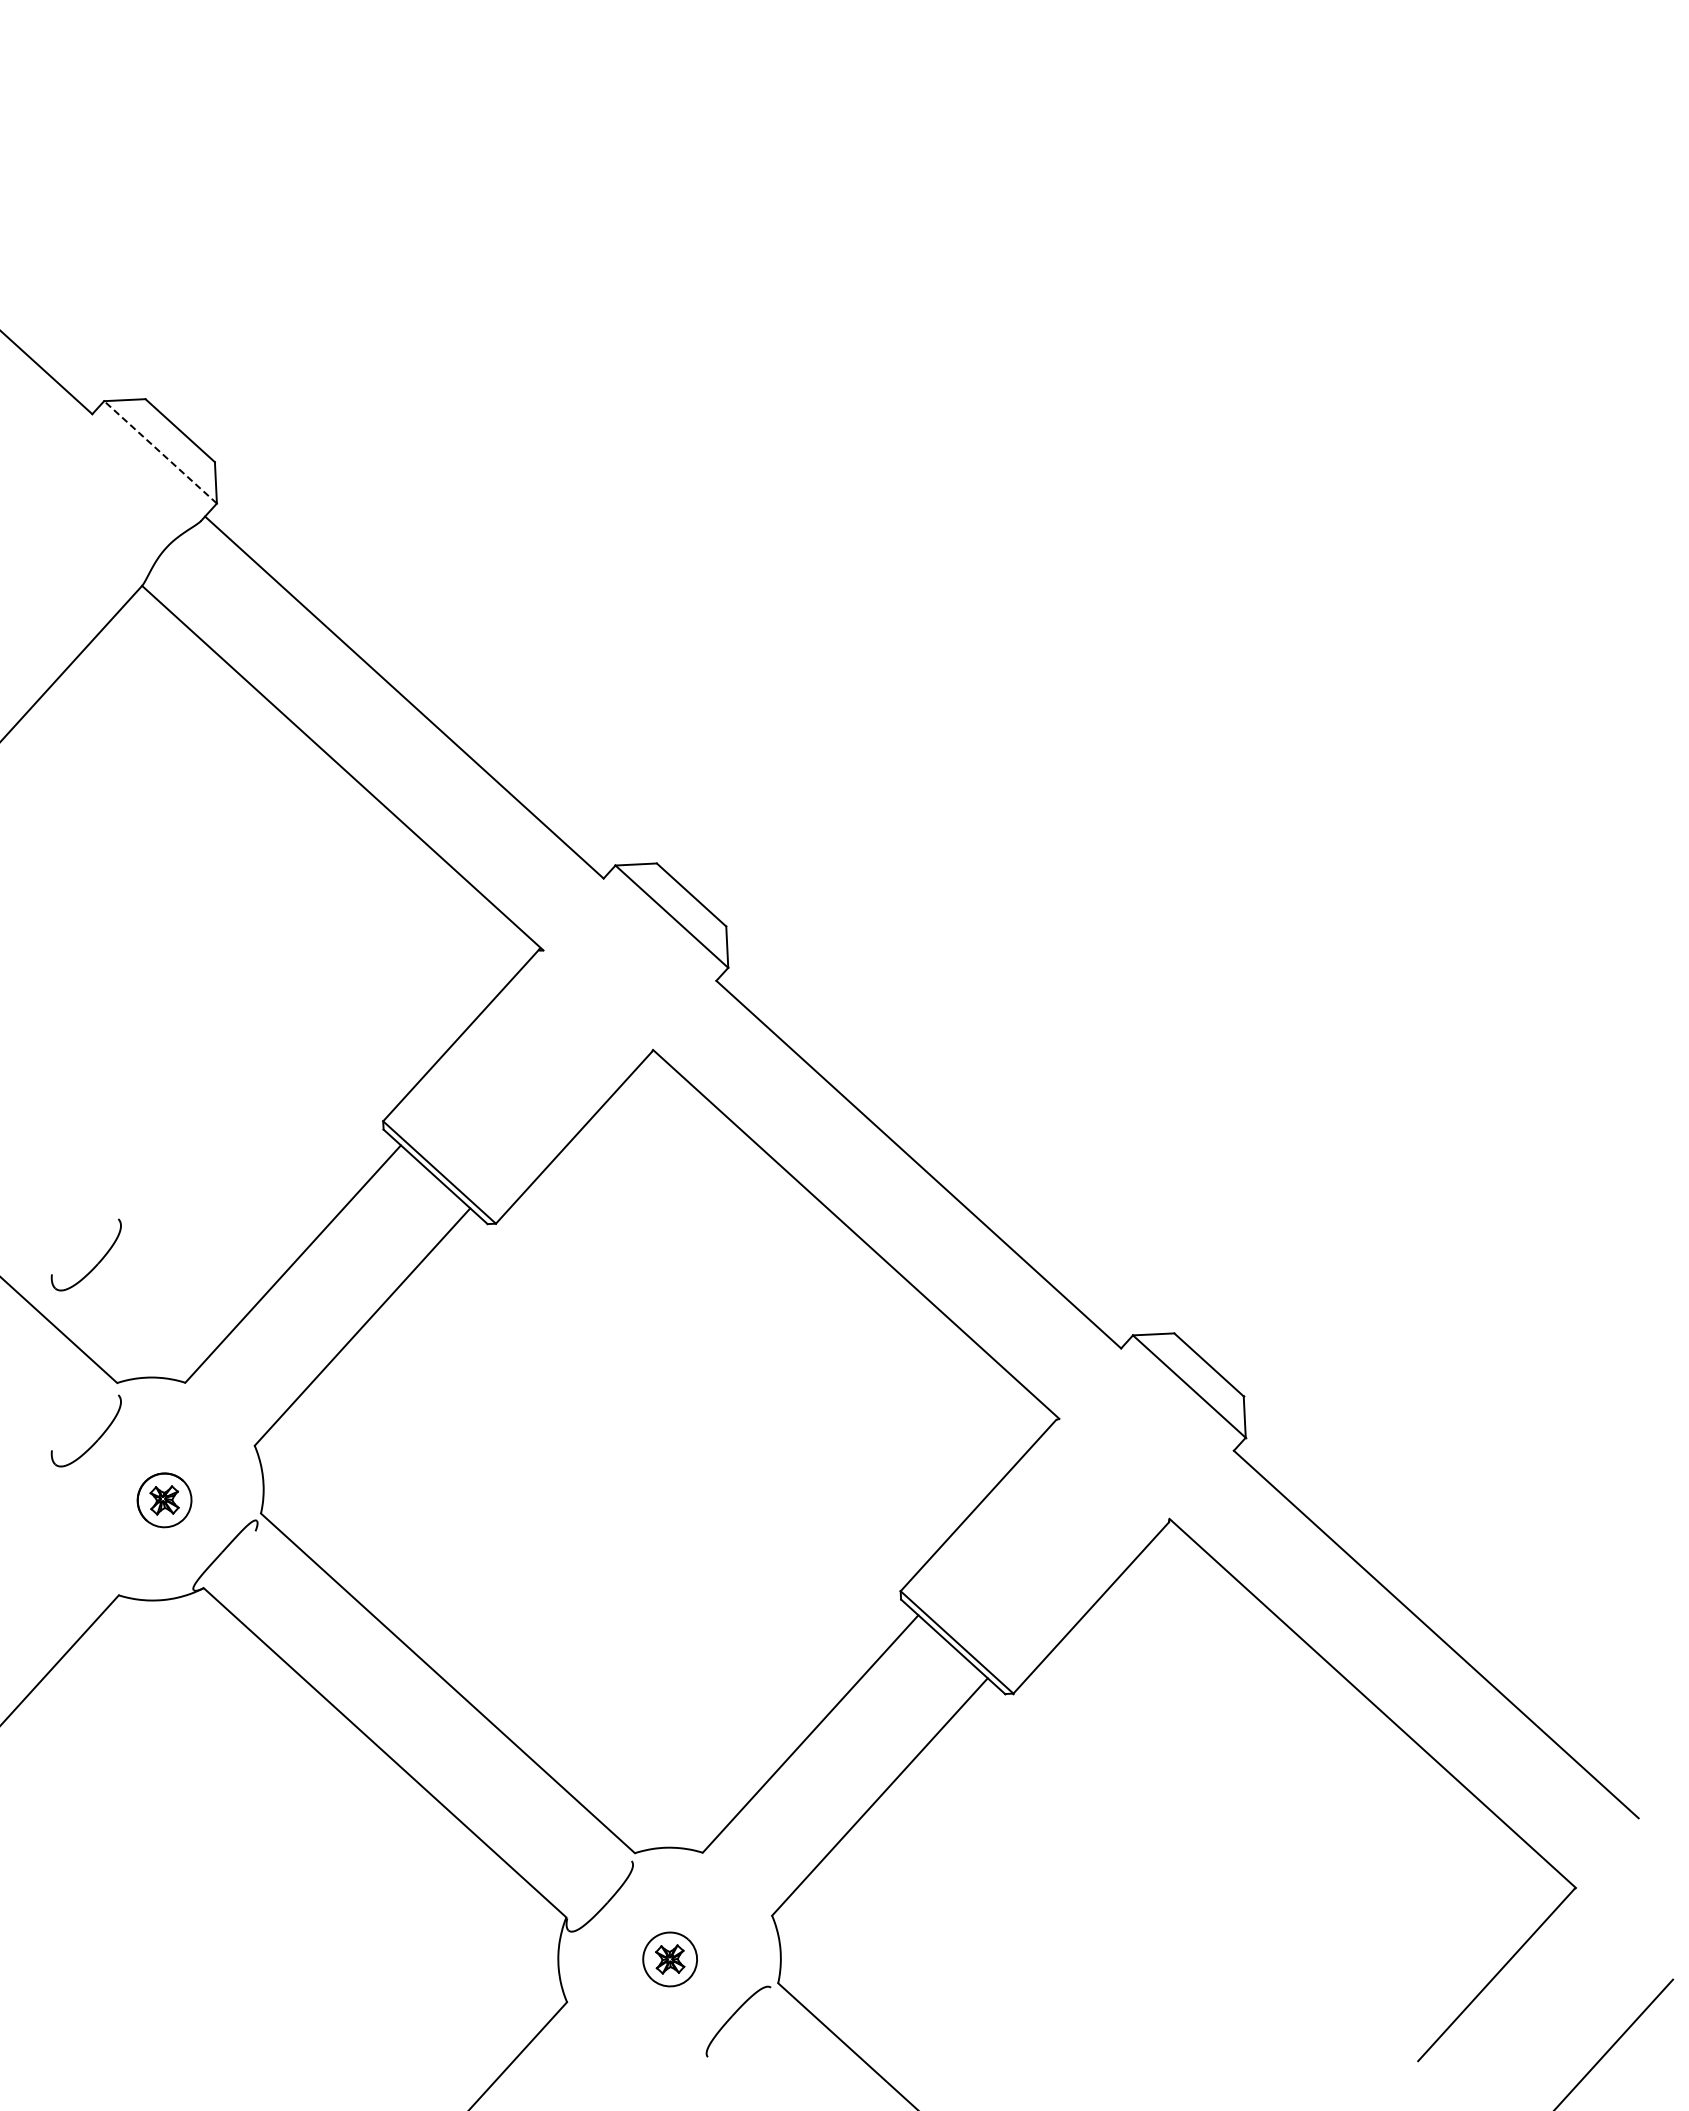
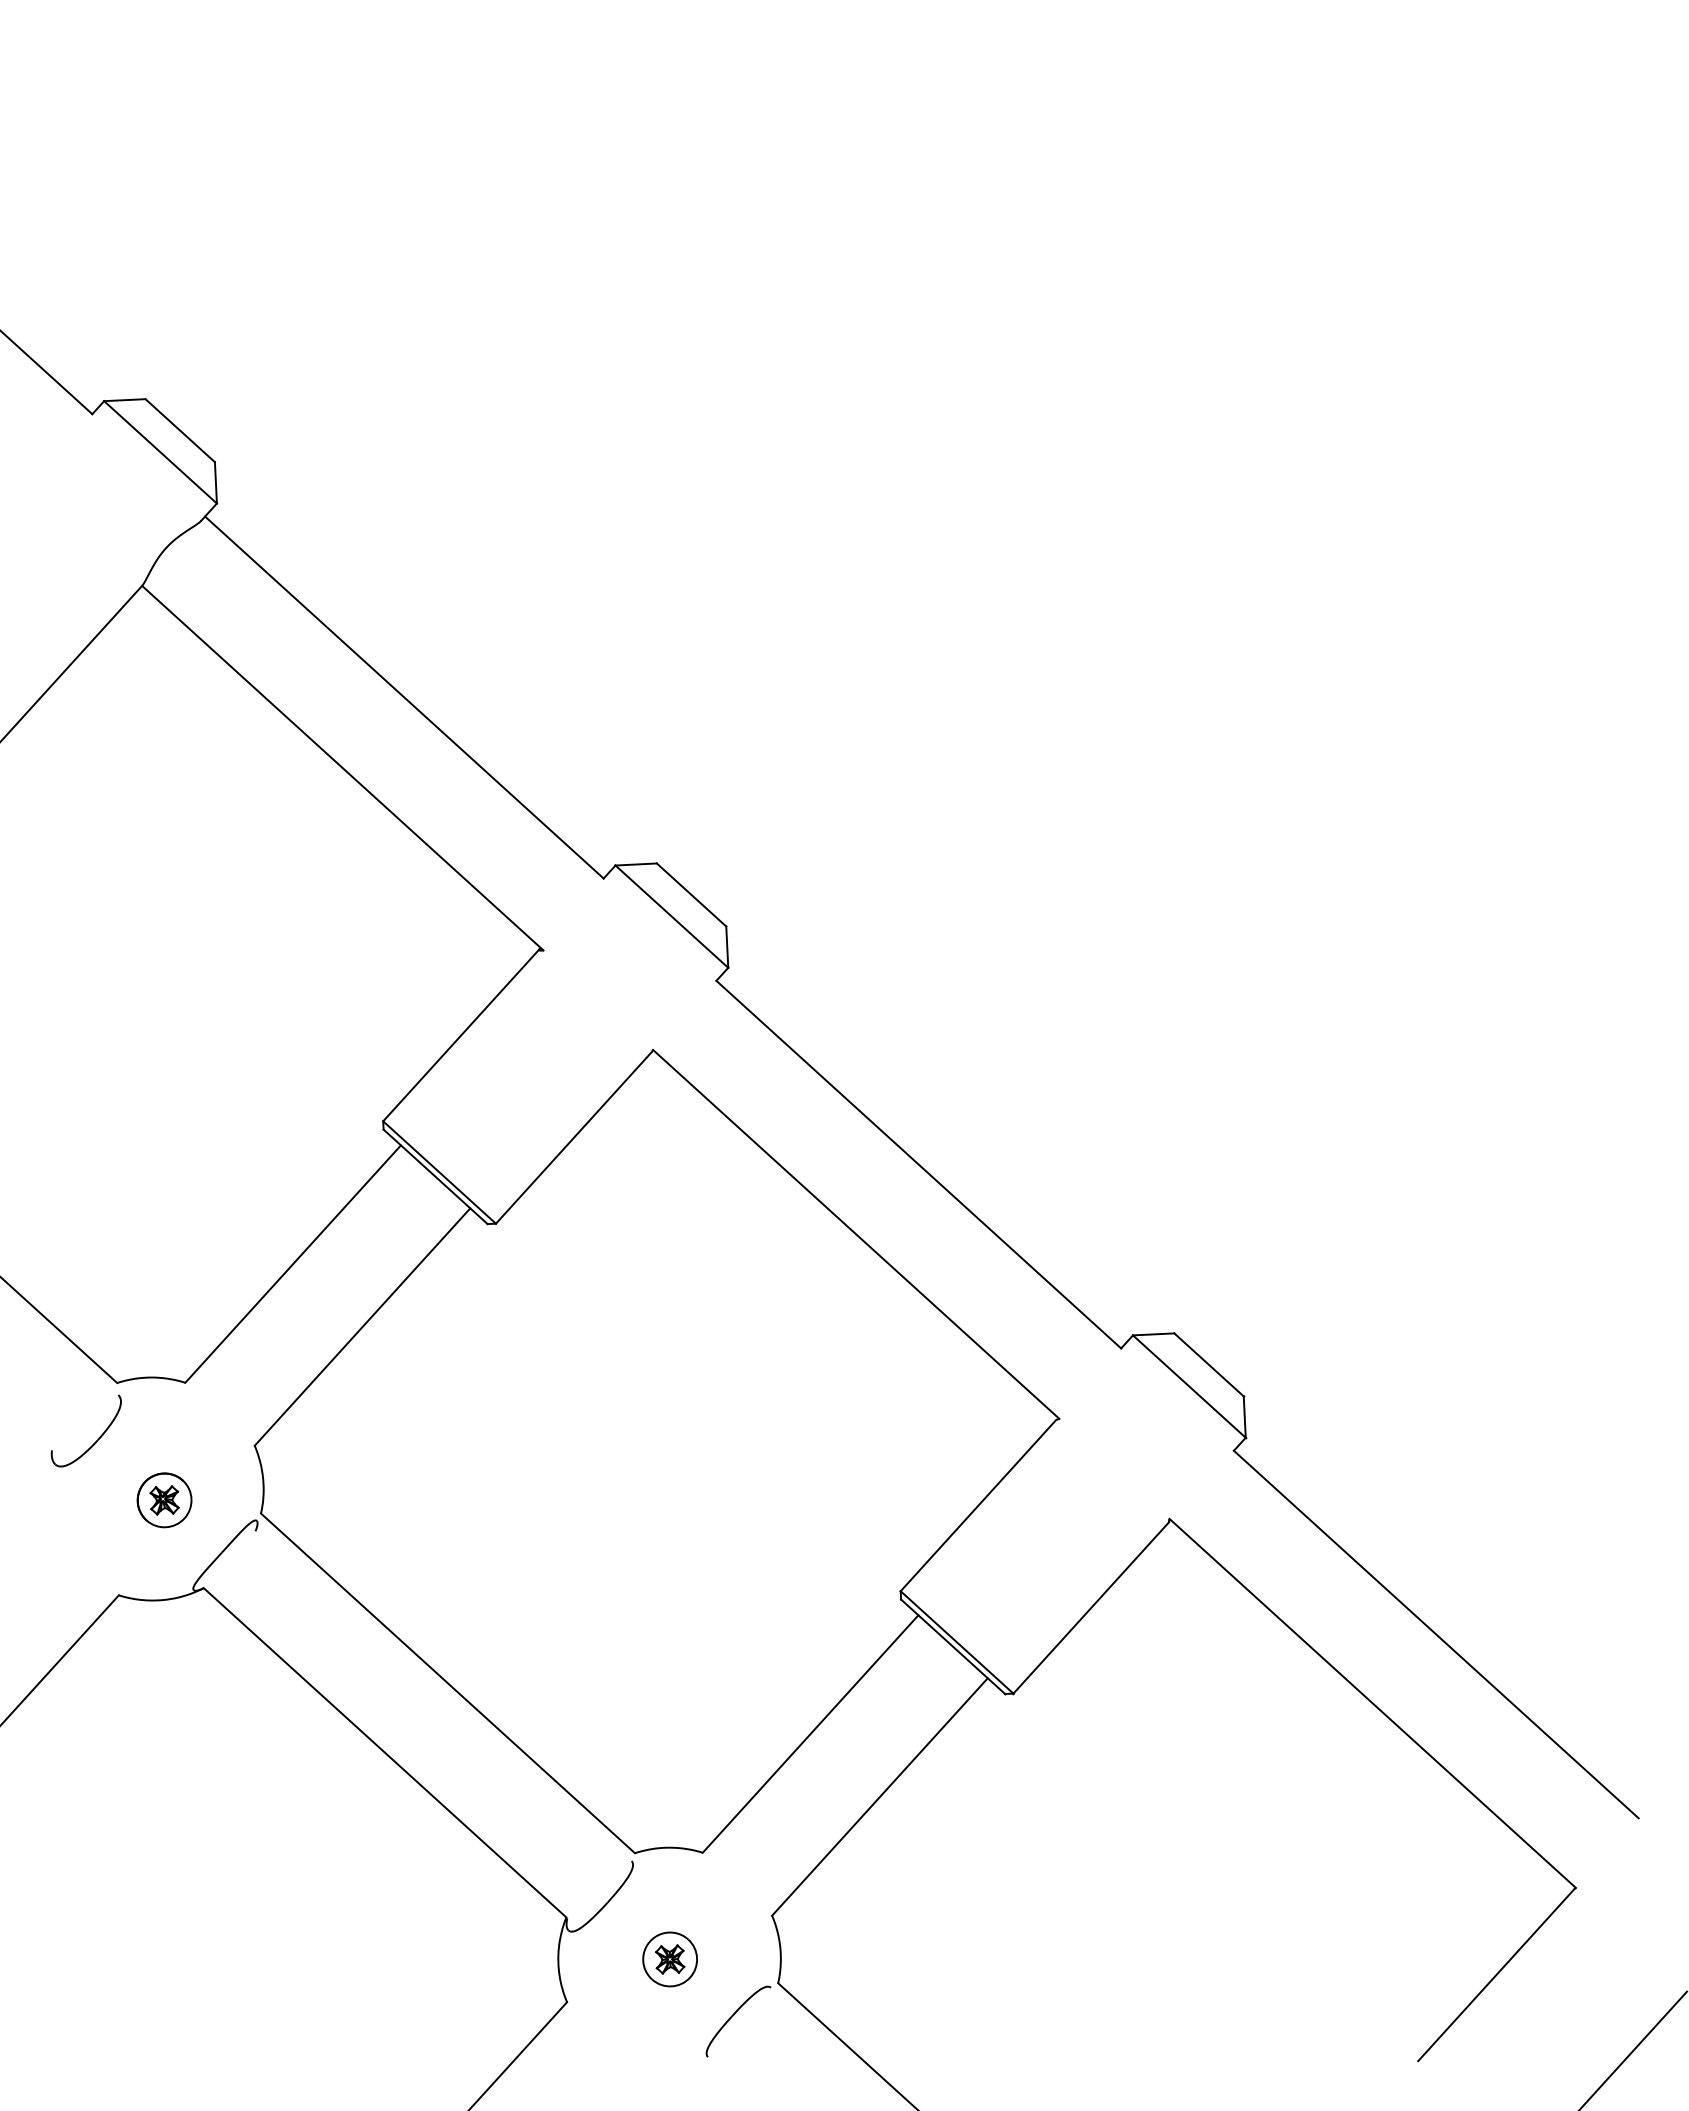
line: dashed -> solid (160, 452)
part: present -> none (98, 1261)
line position: (1614, 2043) -> (1633, 2050) (1633, 2050)
